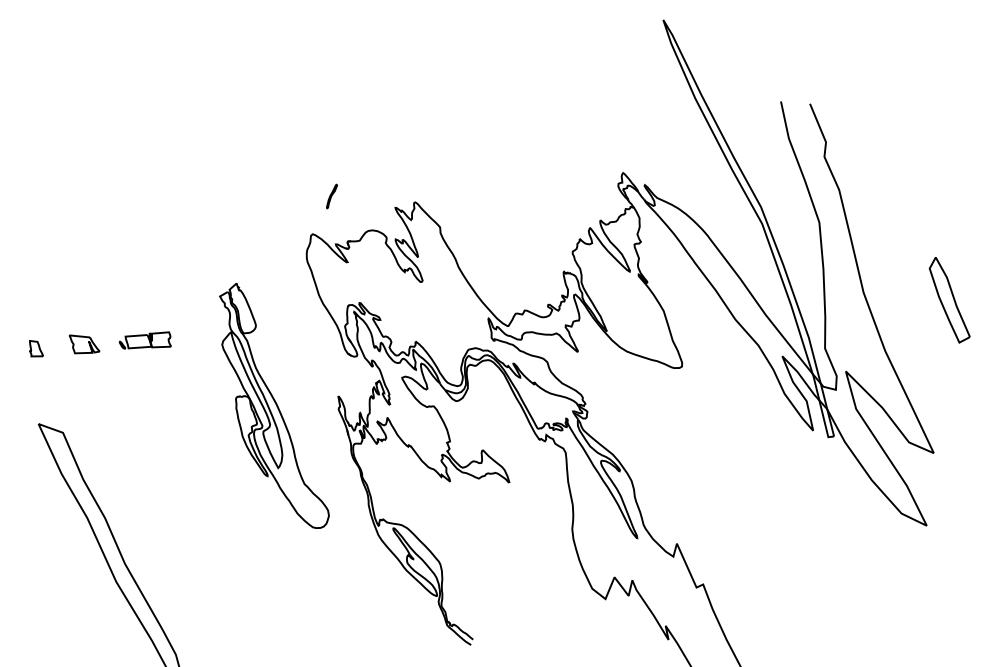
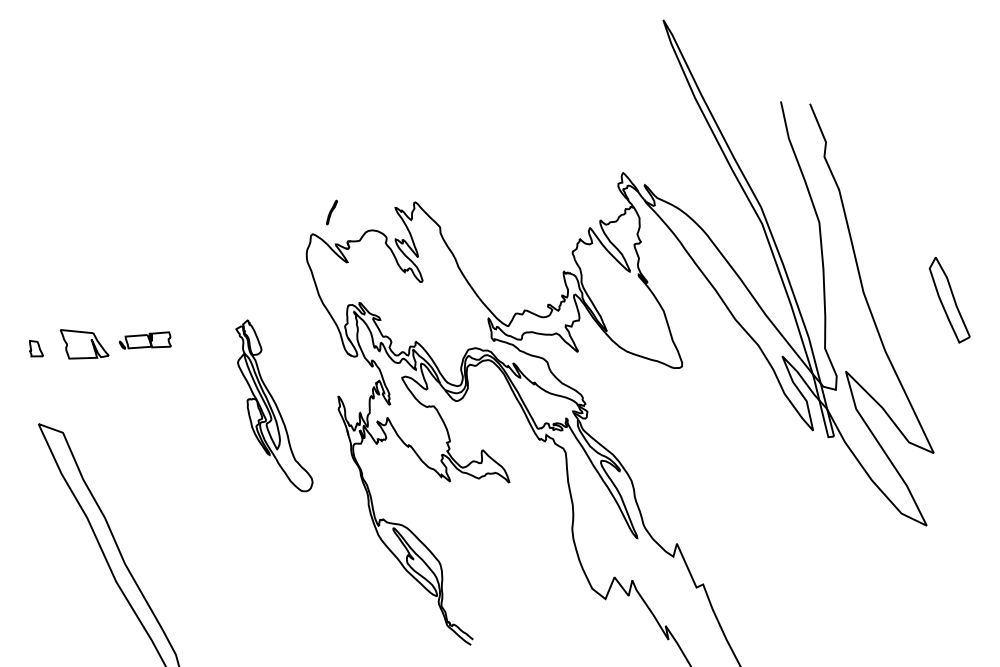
part position: (332, 196) -> (332, 212) (332, 212)
part size: 33x21 px -> 51x31 px (84, 344)
part size: 111x247 px -> 79x174 px (274, 405)
